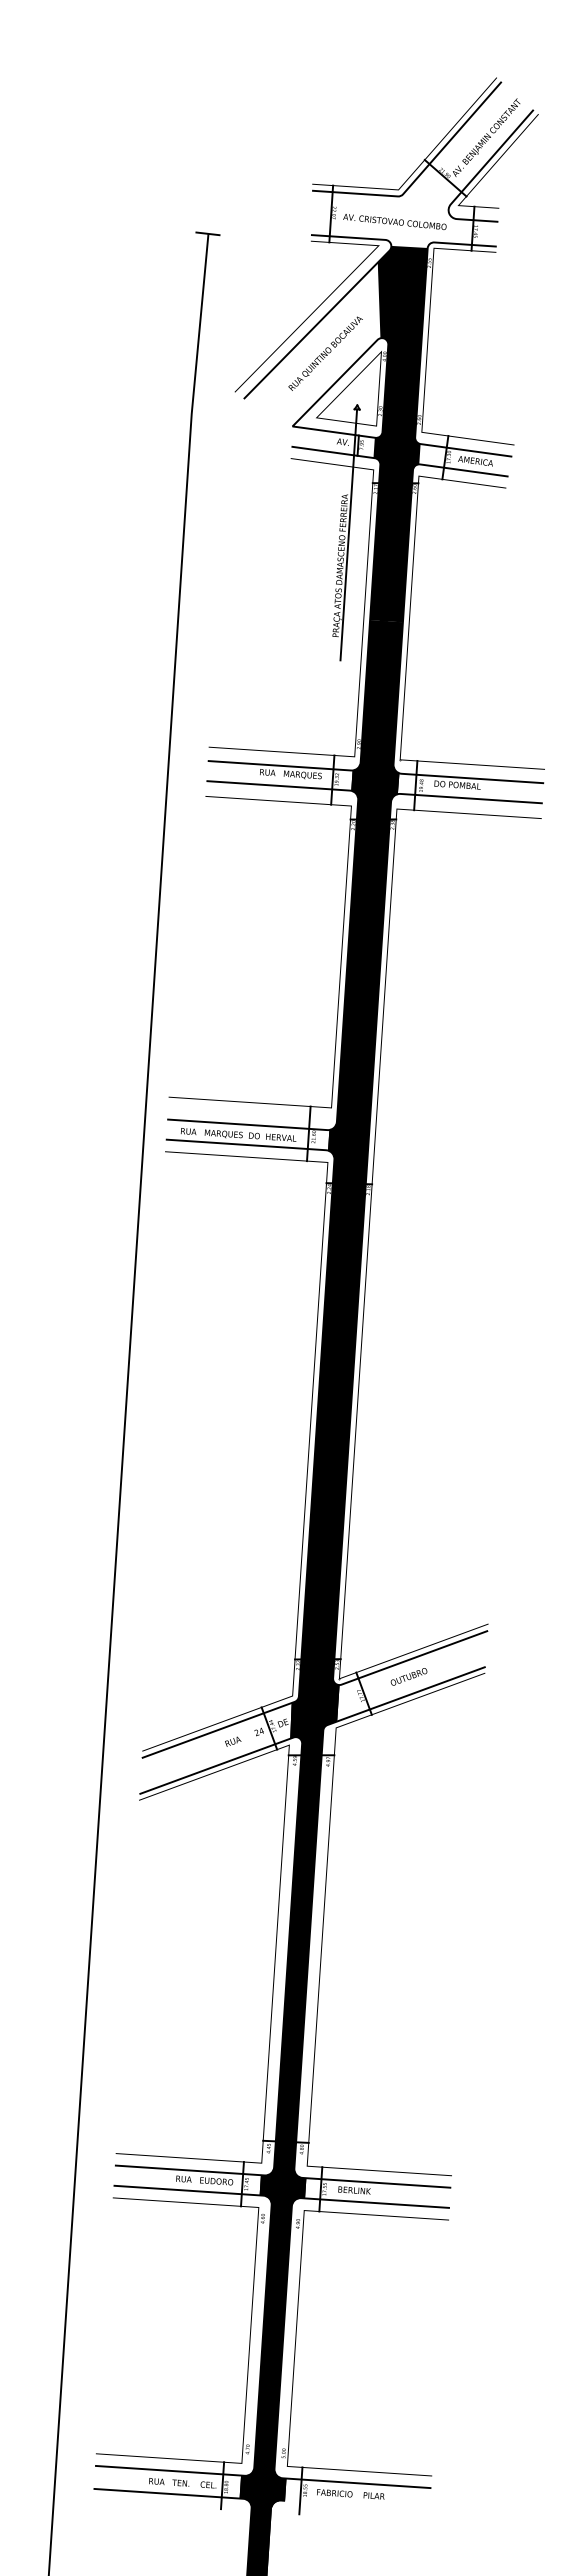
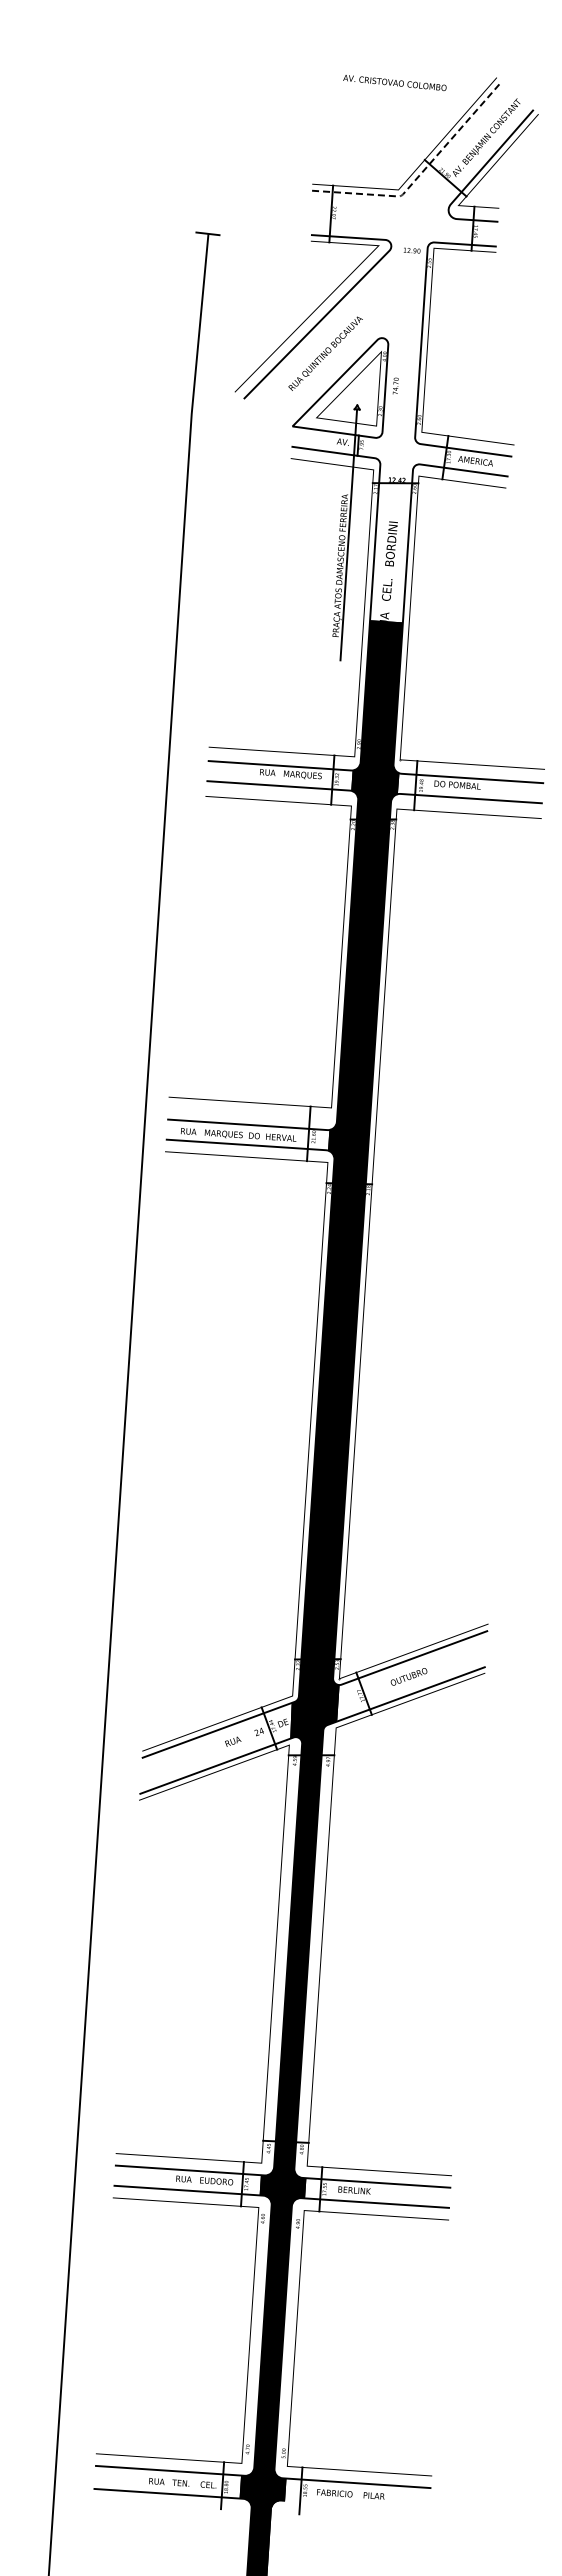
line: solid -> dashed (419, 175)
text position: (394, 221) -> (394, 82) (394, 82)
fill: present -> none (398, 433)
